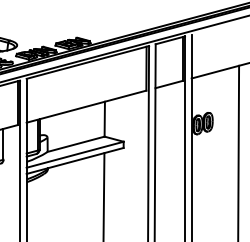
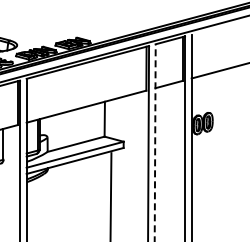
line: solid -> dashed (155, 142)
line: present -> none (238, 151)
line position: (103, 195) -> (110, 195) (110, 195)
